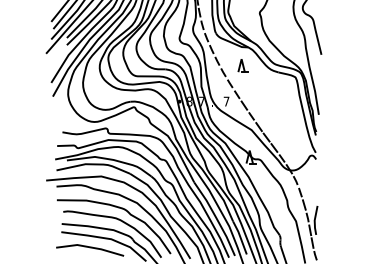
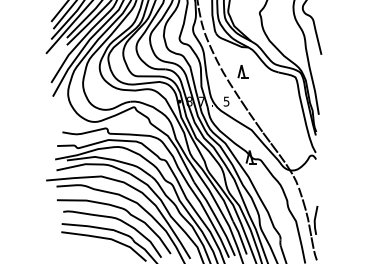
part position: (242, 65) -> (242, 71) (242, 71)
text: 7 -> 5 (226, 101)
line: present -> none (90, 248)
